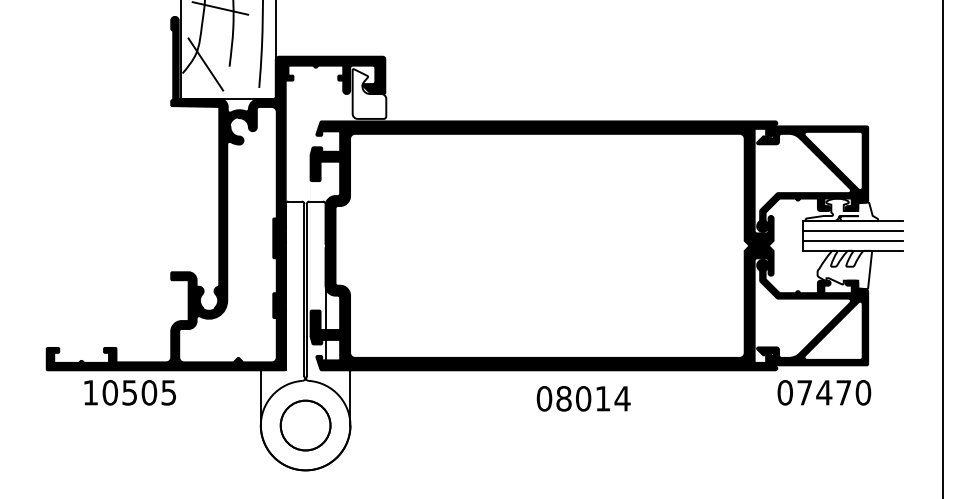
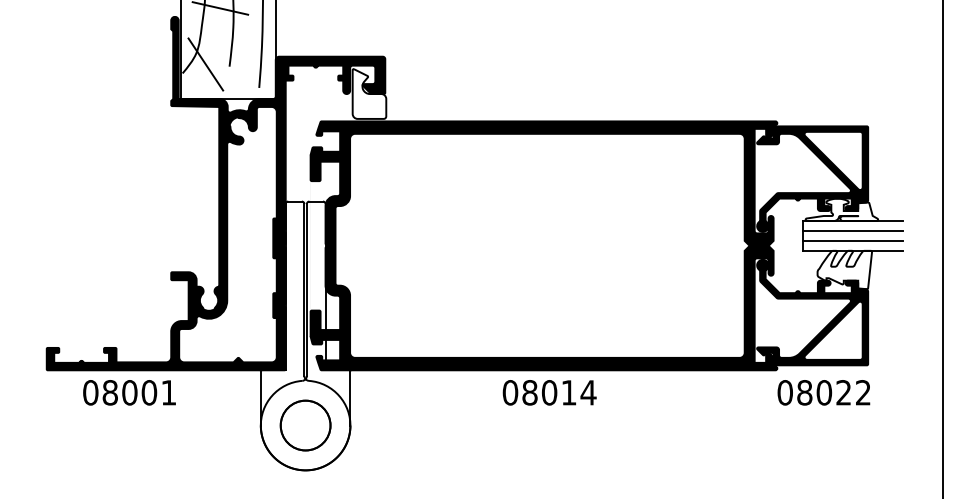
text: 10505 -> 08001 (129, 392)
text: 07470 -> 08022 (834, 392)
text position: (583, 398) -> (549, 392) (549, 392)
